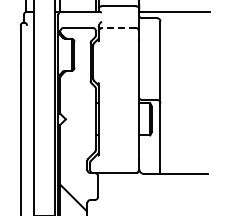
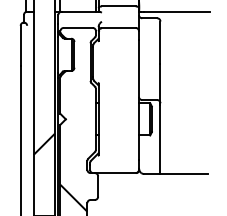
line: dashed -> solid (118, 27)
hatch: none -> present (44, 144)
